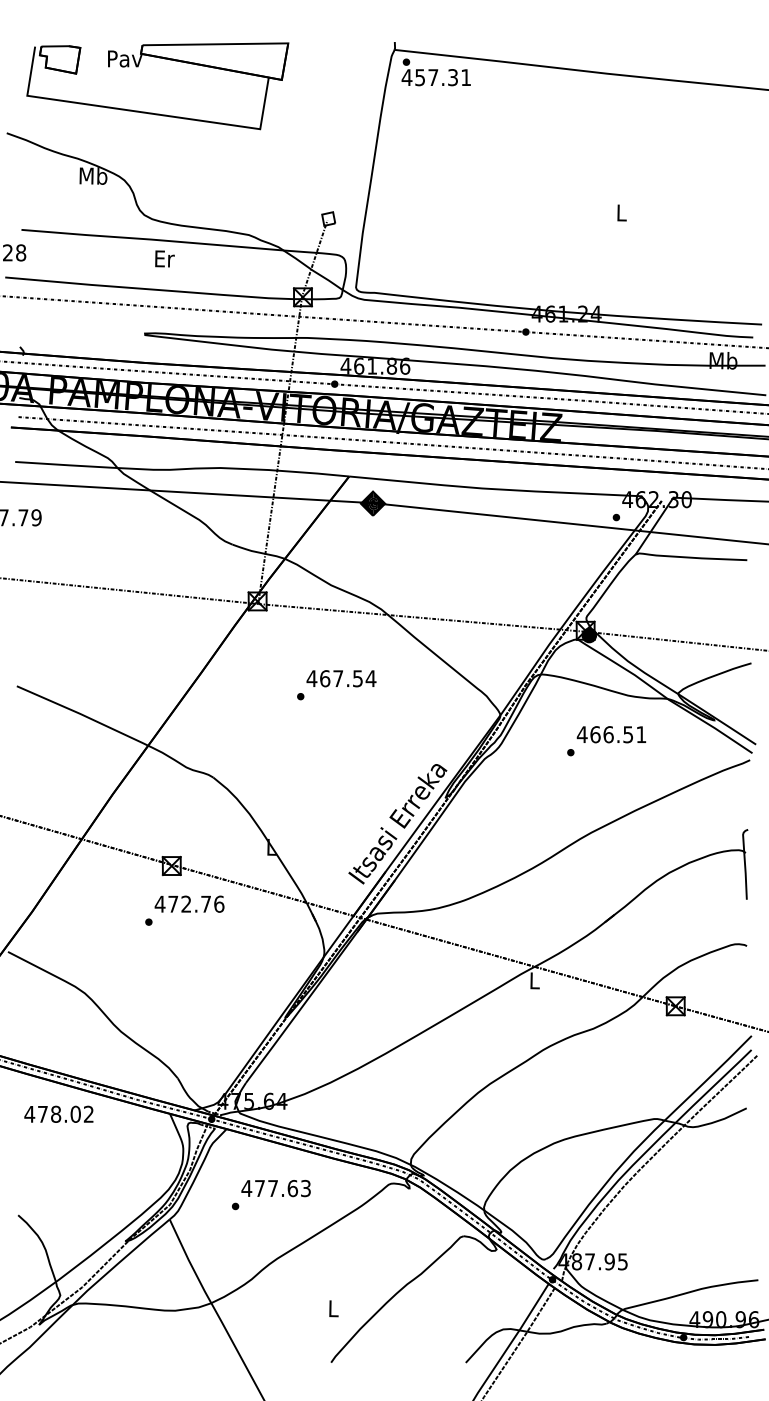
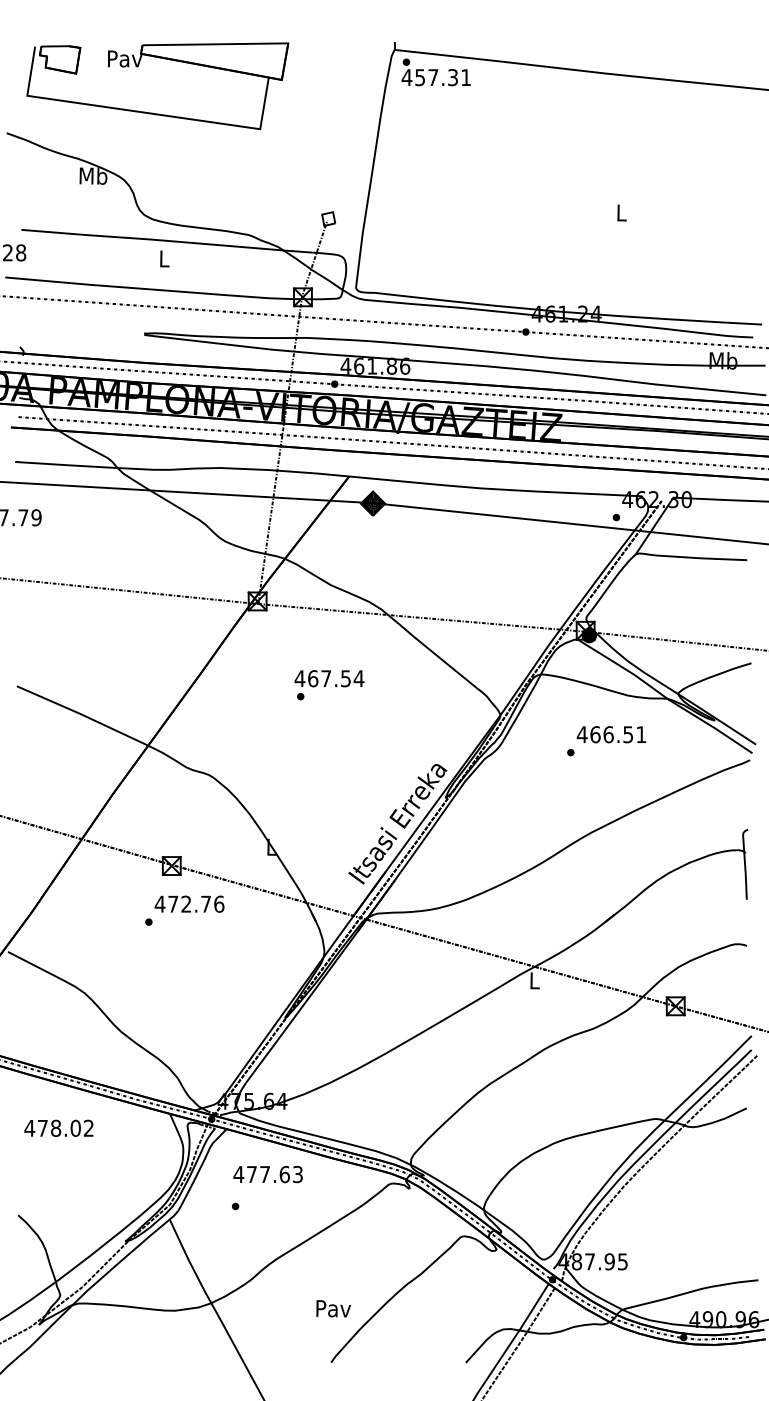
text: Er -> L (164, 258)
text position: (341, 678) -> (329, 678) (329, 678)
text position: (58, 1113) -> (58, 1127) (58, 1127)
text position: (275, 1188) -> (267, 1174) (267, 1174)
text: L -> Pav (333, 1308)
